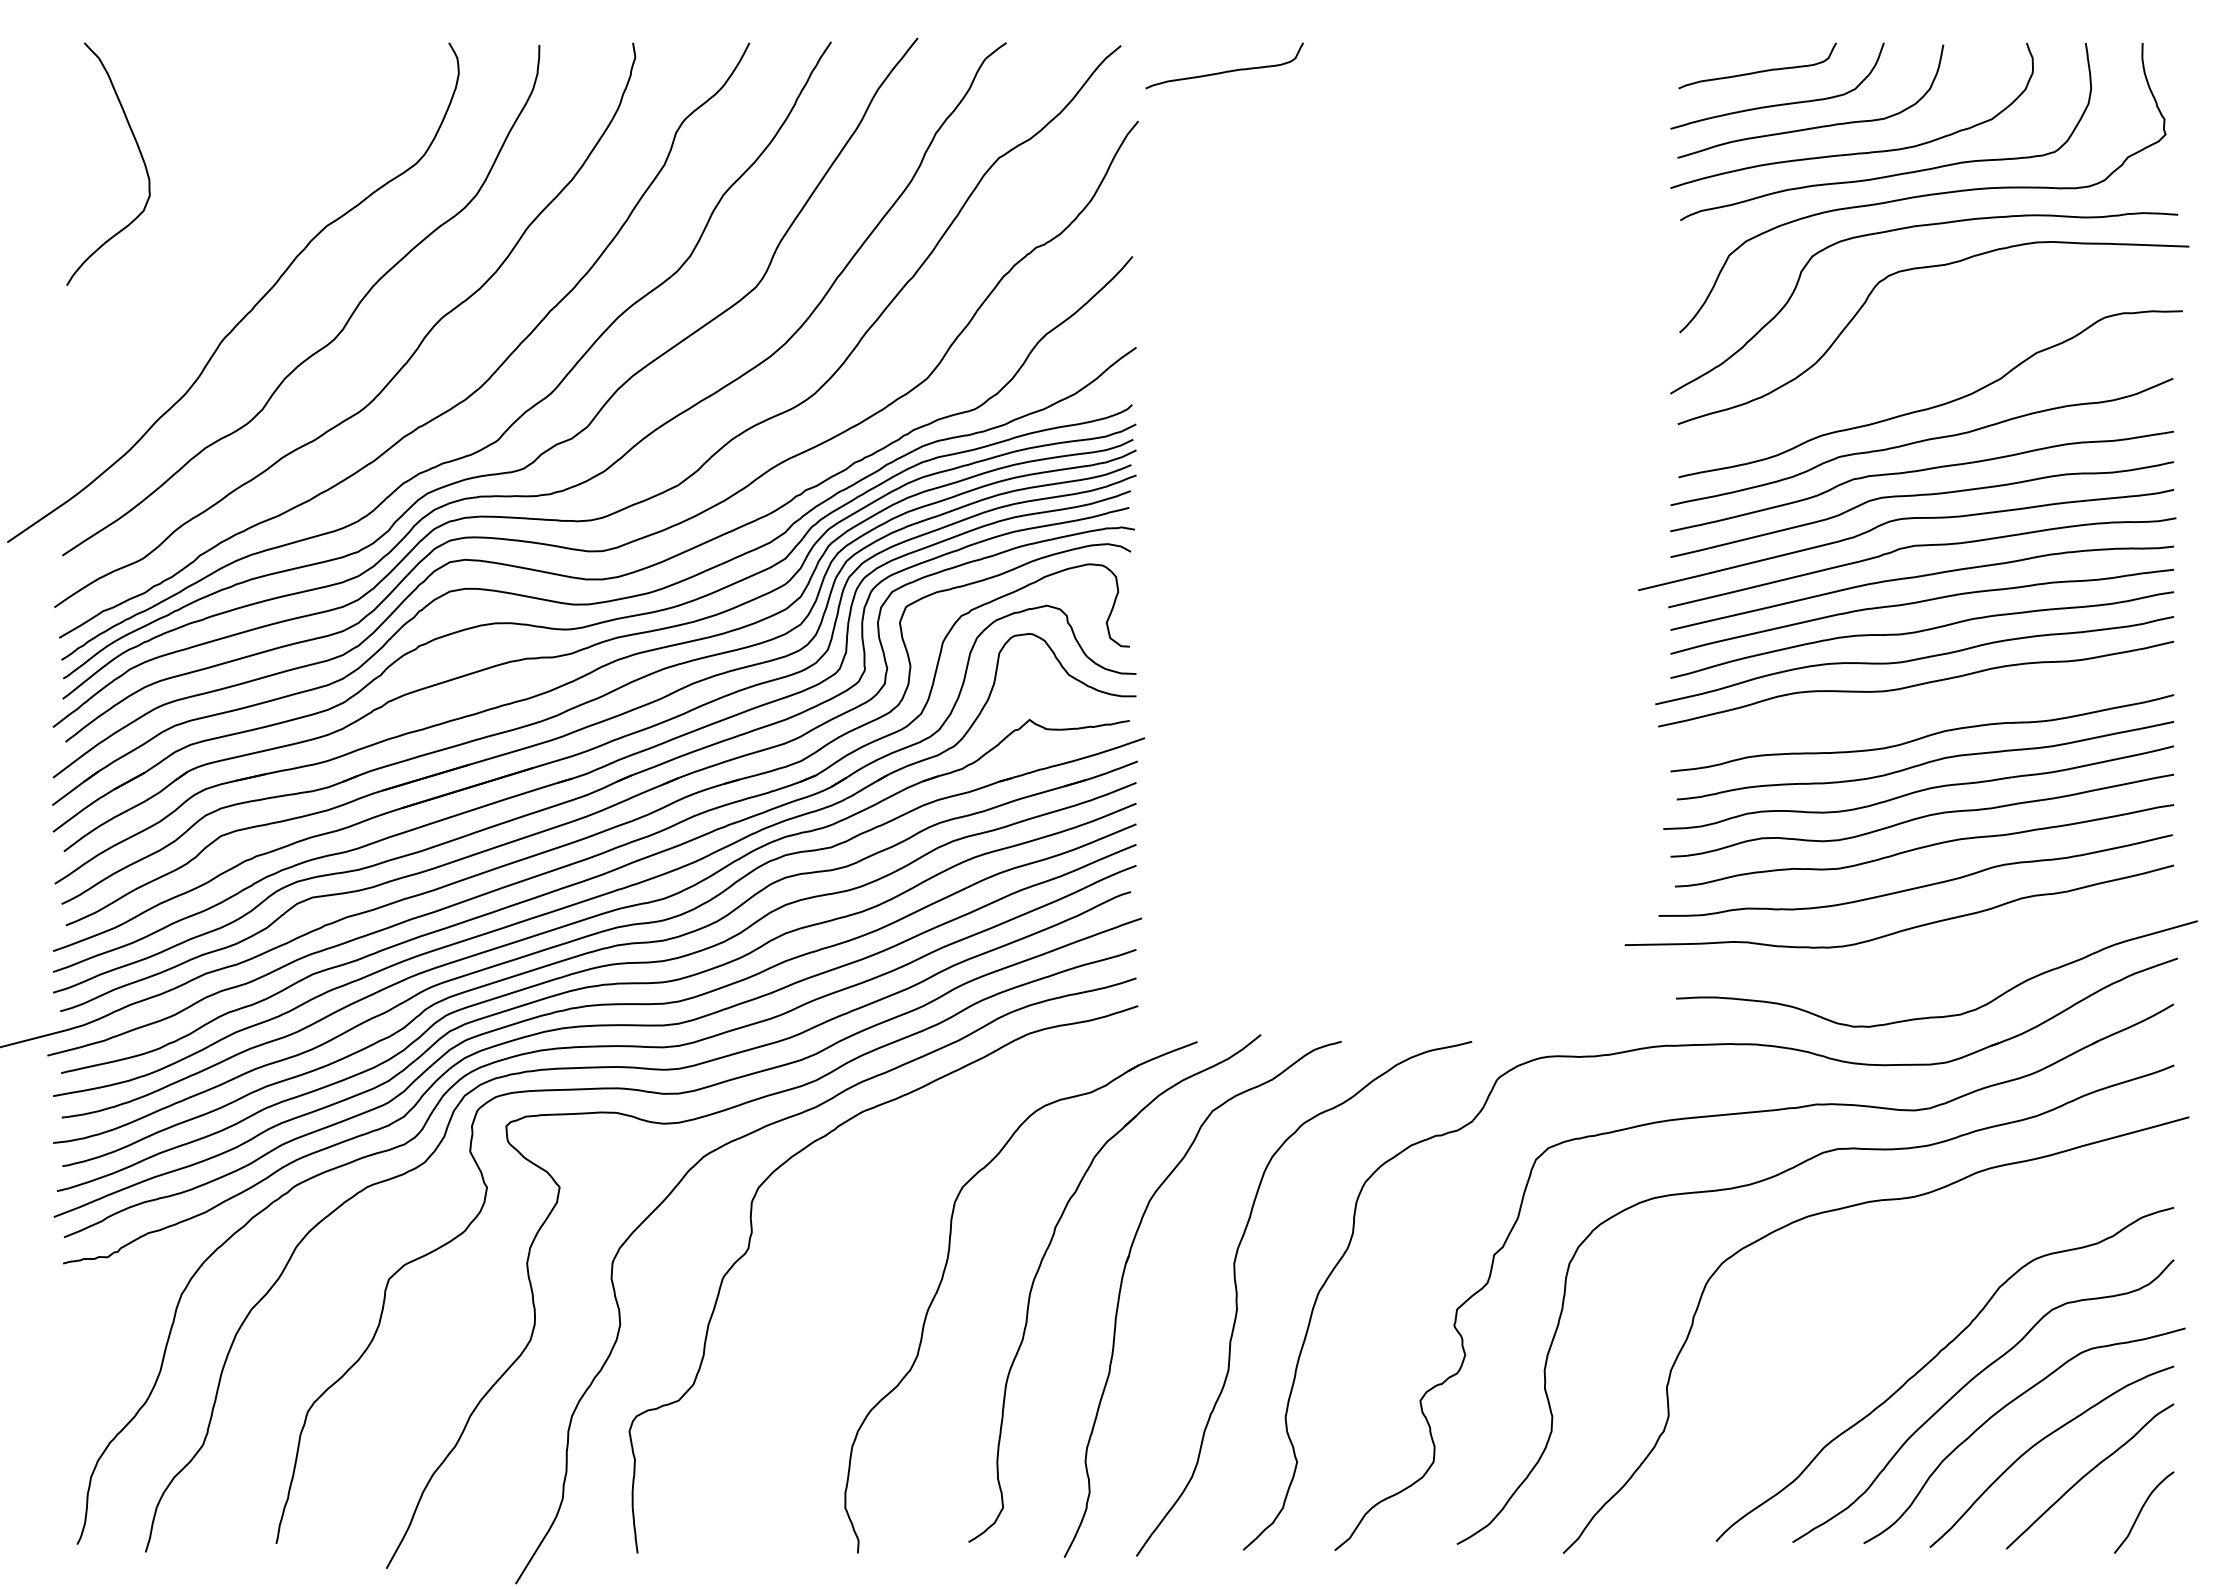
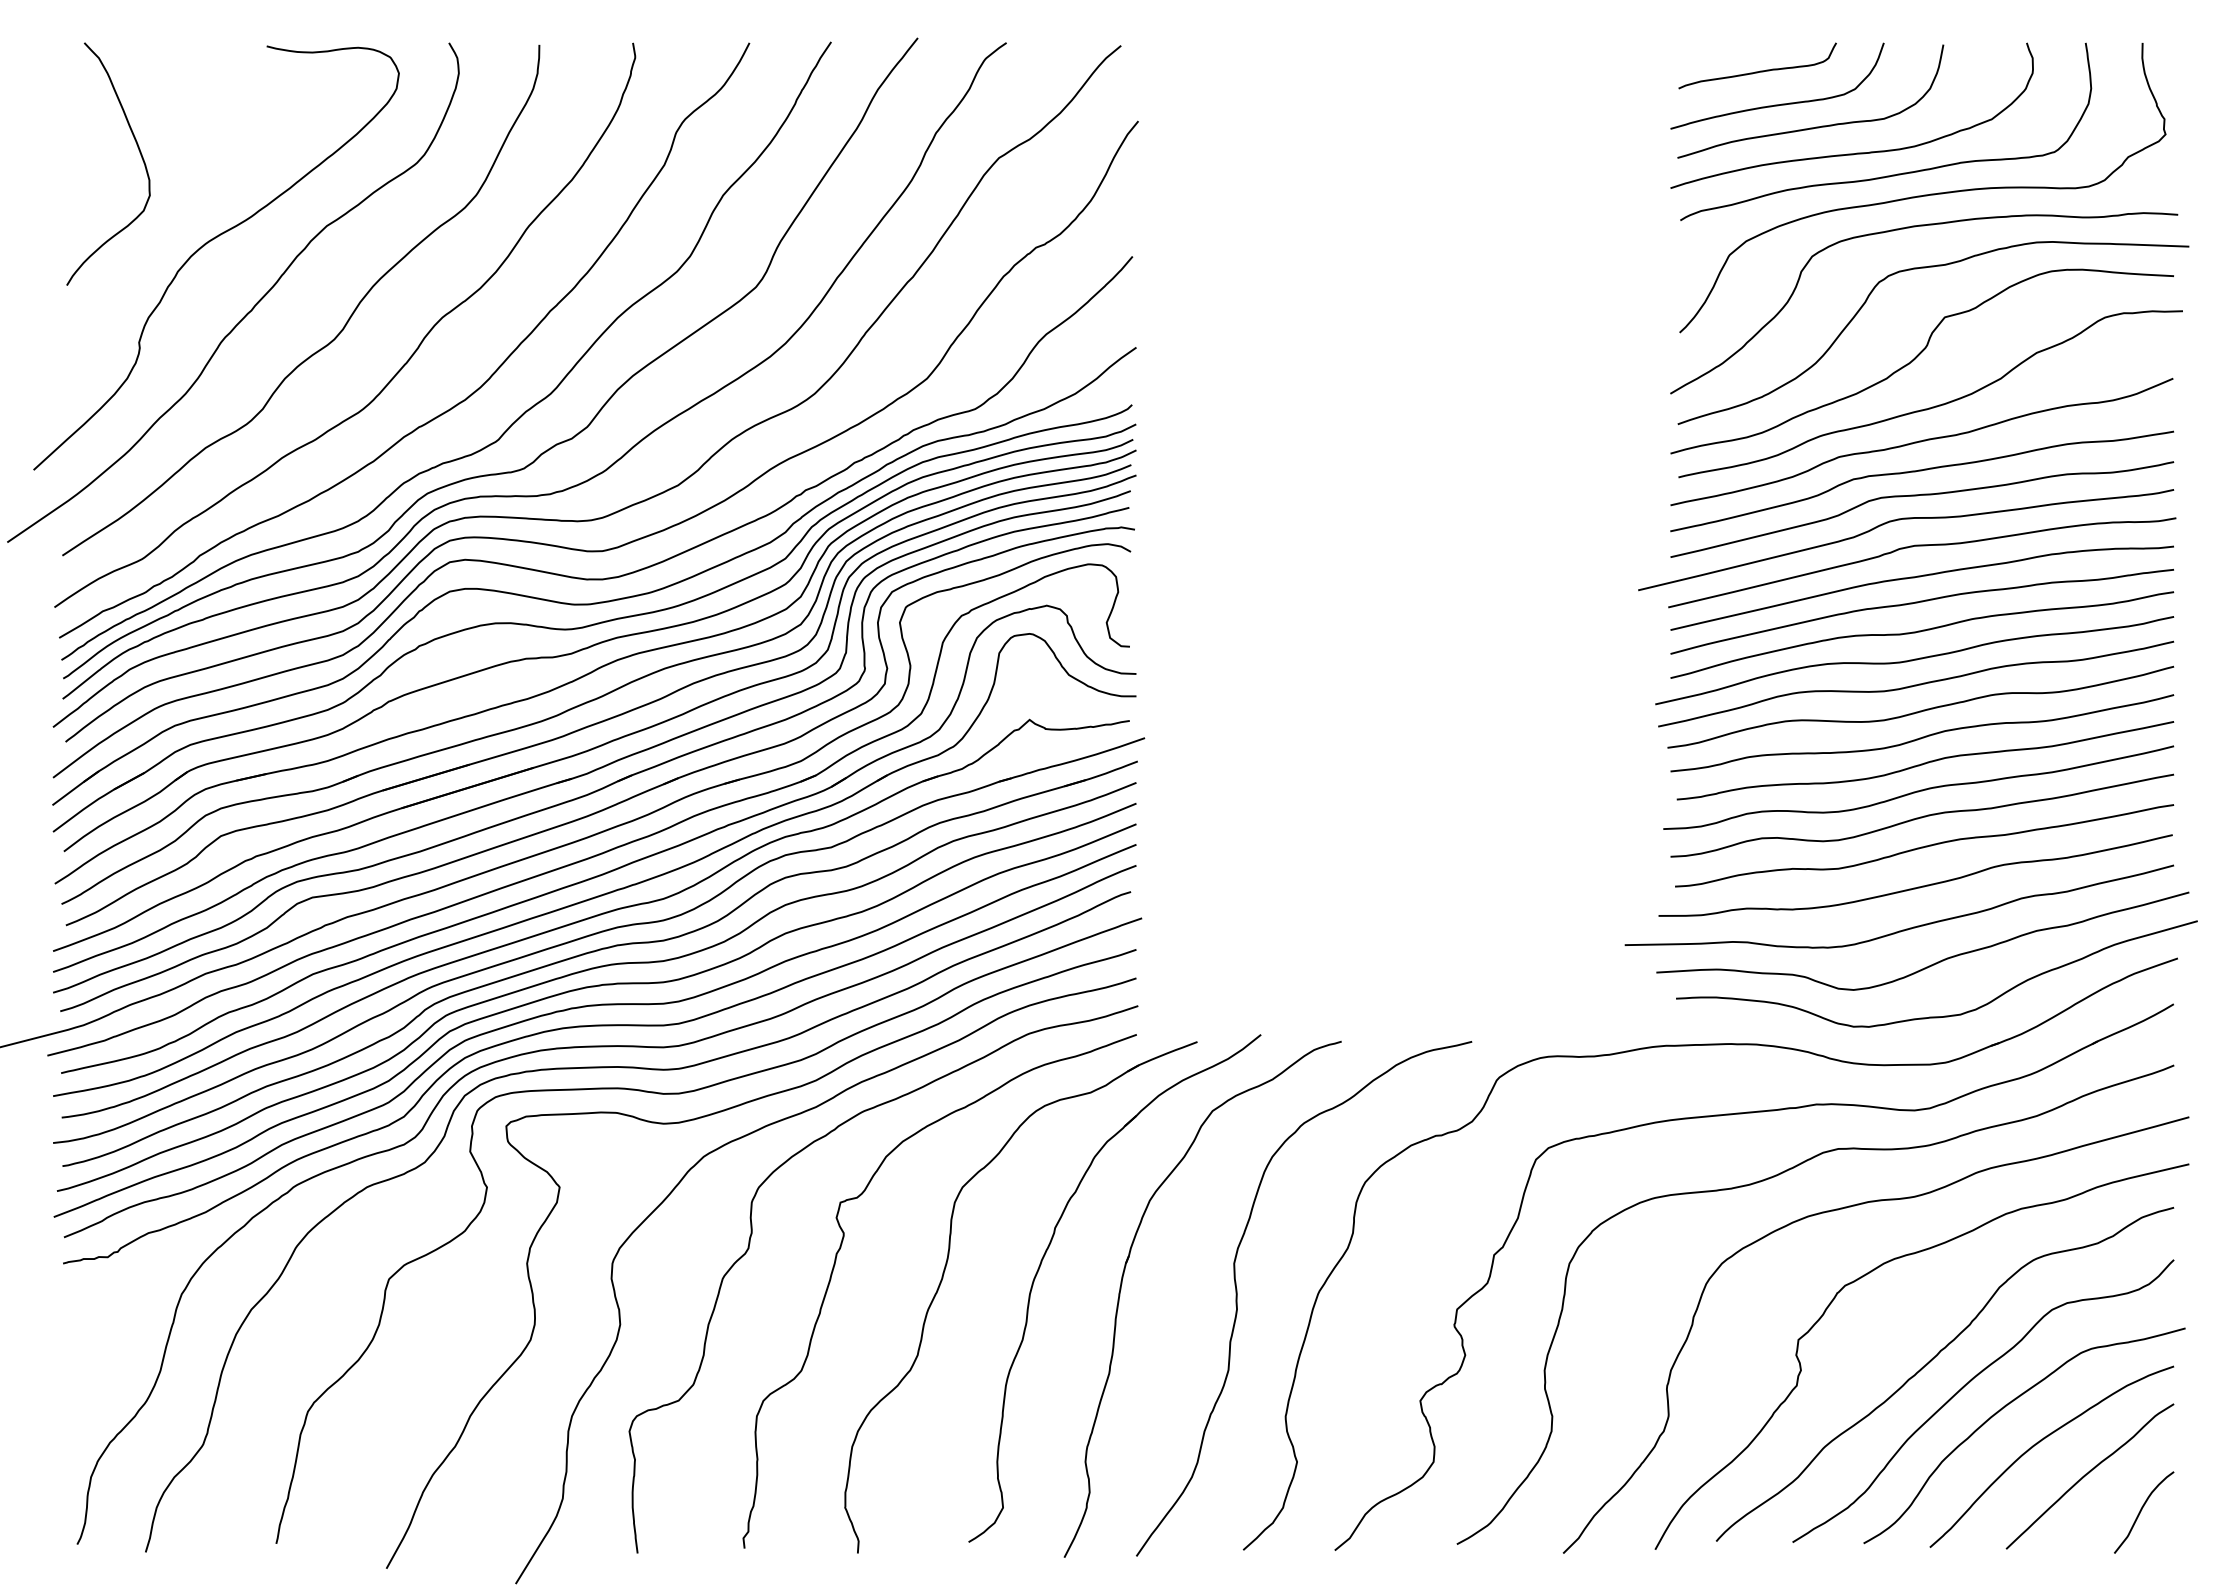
curve: present -> none (1227, 70)
curve: none -> present (208, 243)
curve: none -> present (1917, 357)
curve: none -> present (1920, 710)
curve: none -> present (1933, 963)
curve: none -> present (835, 1265)
curve: none -> present (1873, 1271)
